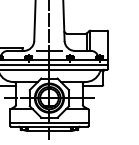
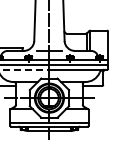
line: solid -> dashed (25, 69)
